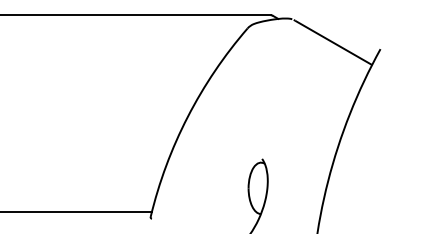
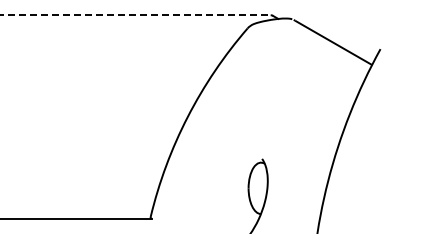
line: solid -> dashed (135, 15)
line position: (77, 211) -> (77, 218) (77, 218)
